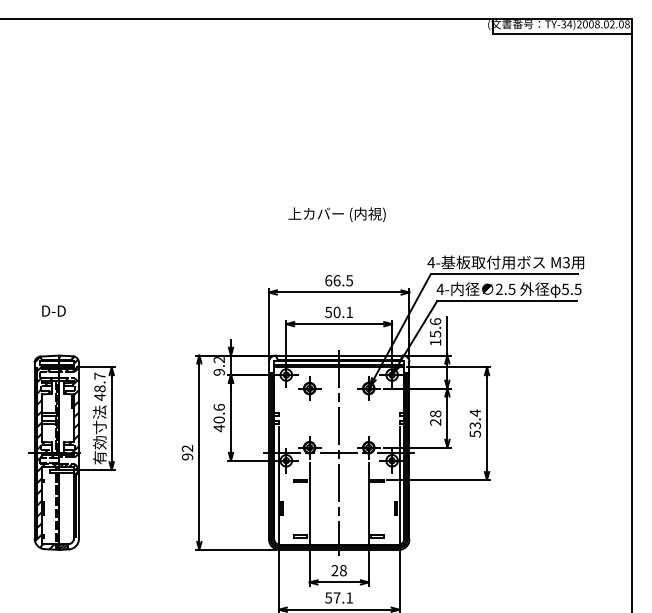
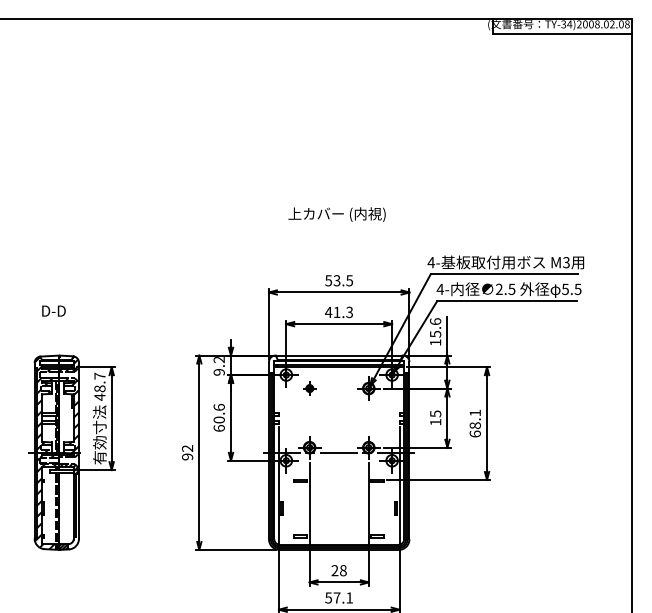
text: 66.5 -> 53.5 (332, 280)
text: 50.1 -> 41.3 (338, 312)
part size: 24x25 px -> 14x15 px (309, 388)
text: 28 -> 15 (435, 417)
text: 53.4 -> 68.1 (474, 423)
text: 40.6 -> 60.6 (218, 428)
line: present -> none (339, 453)
